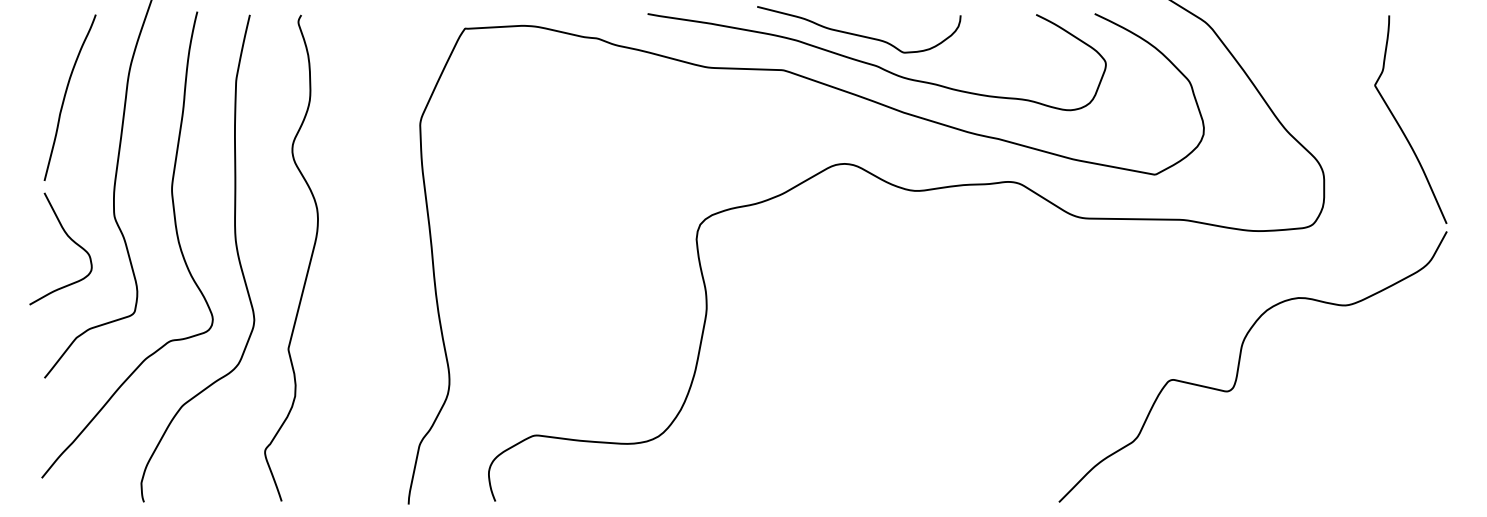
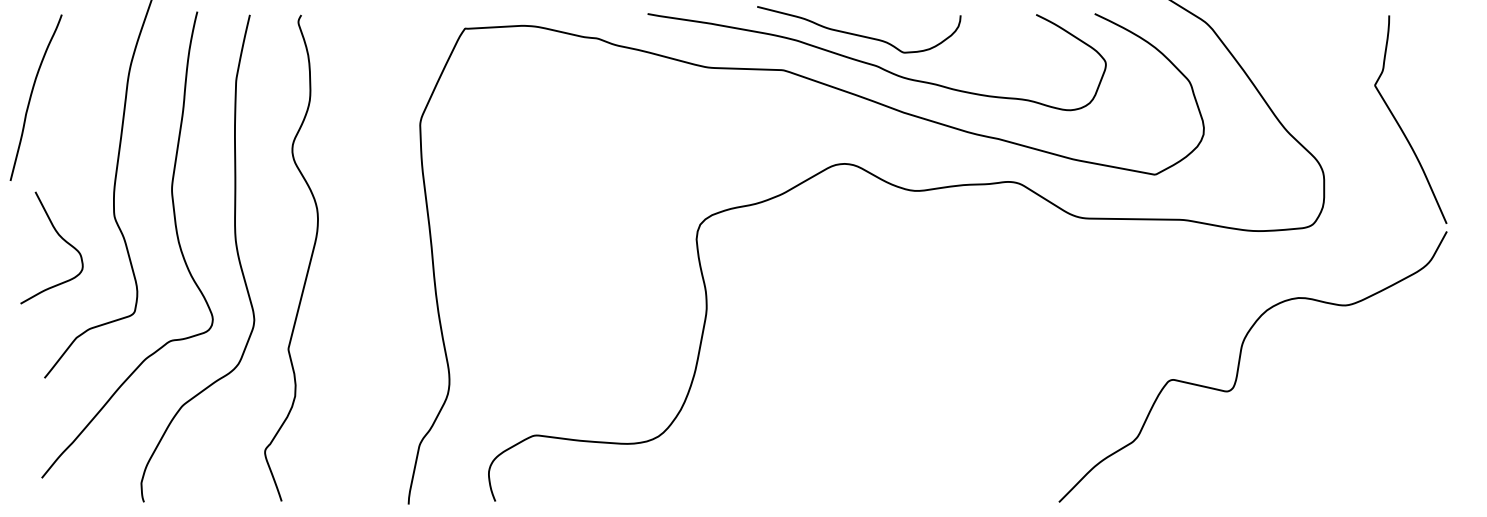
curve position: (65, 97) -> (31, 97) (31, 97)
curve position: (69, 238) -> (60, 237) (60, 237)
